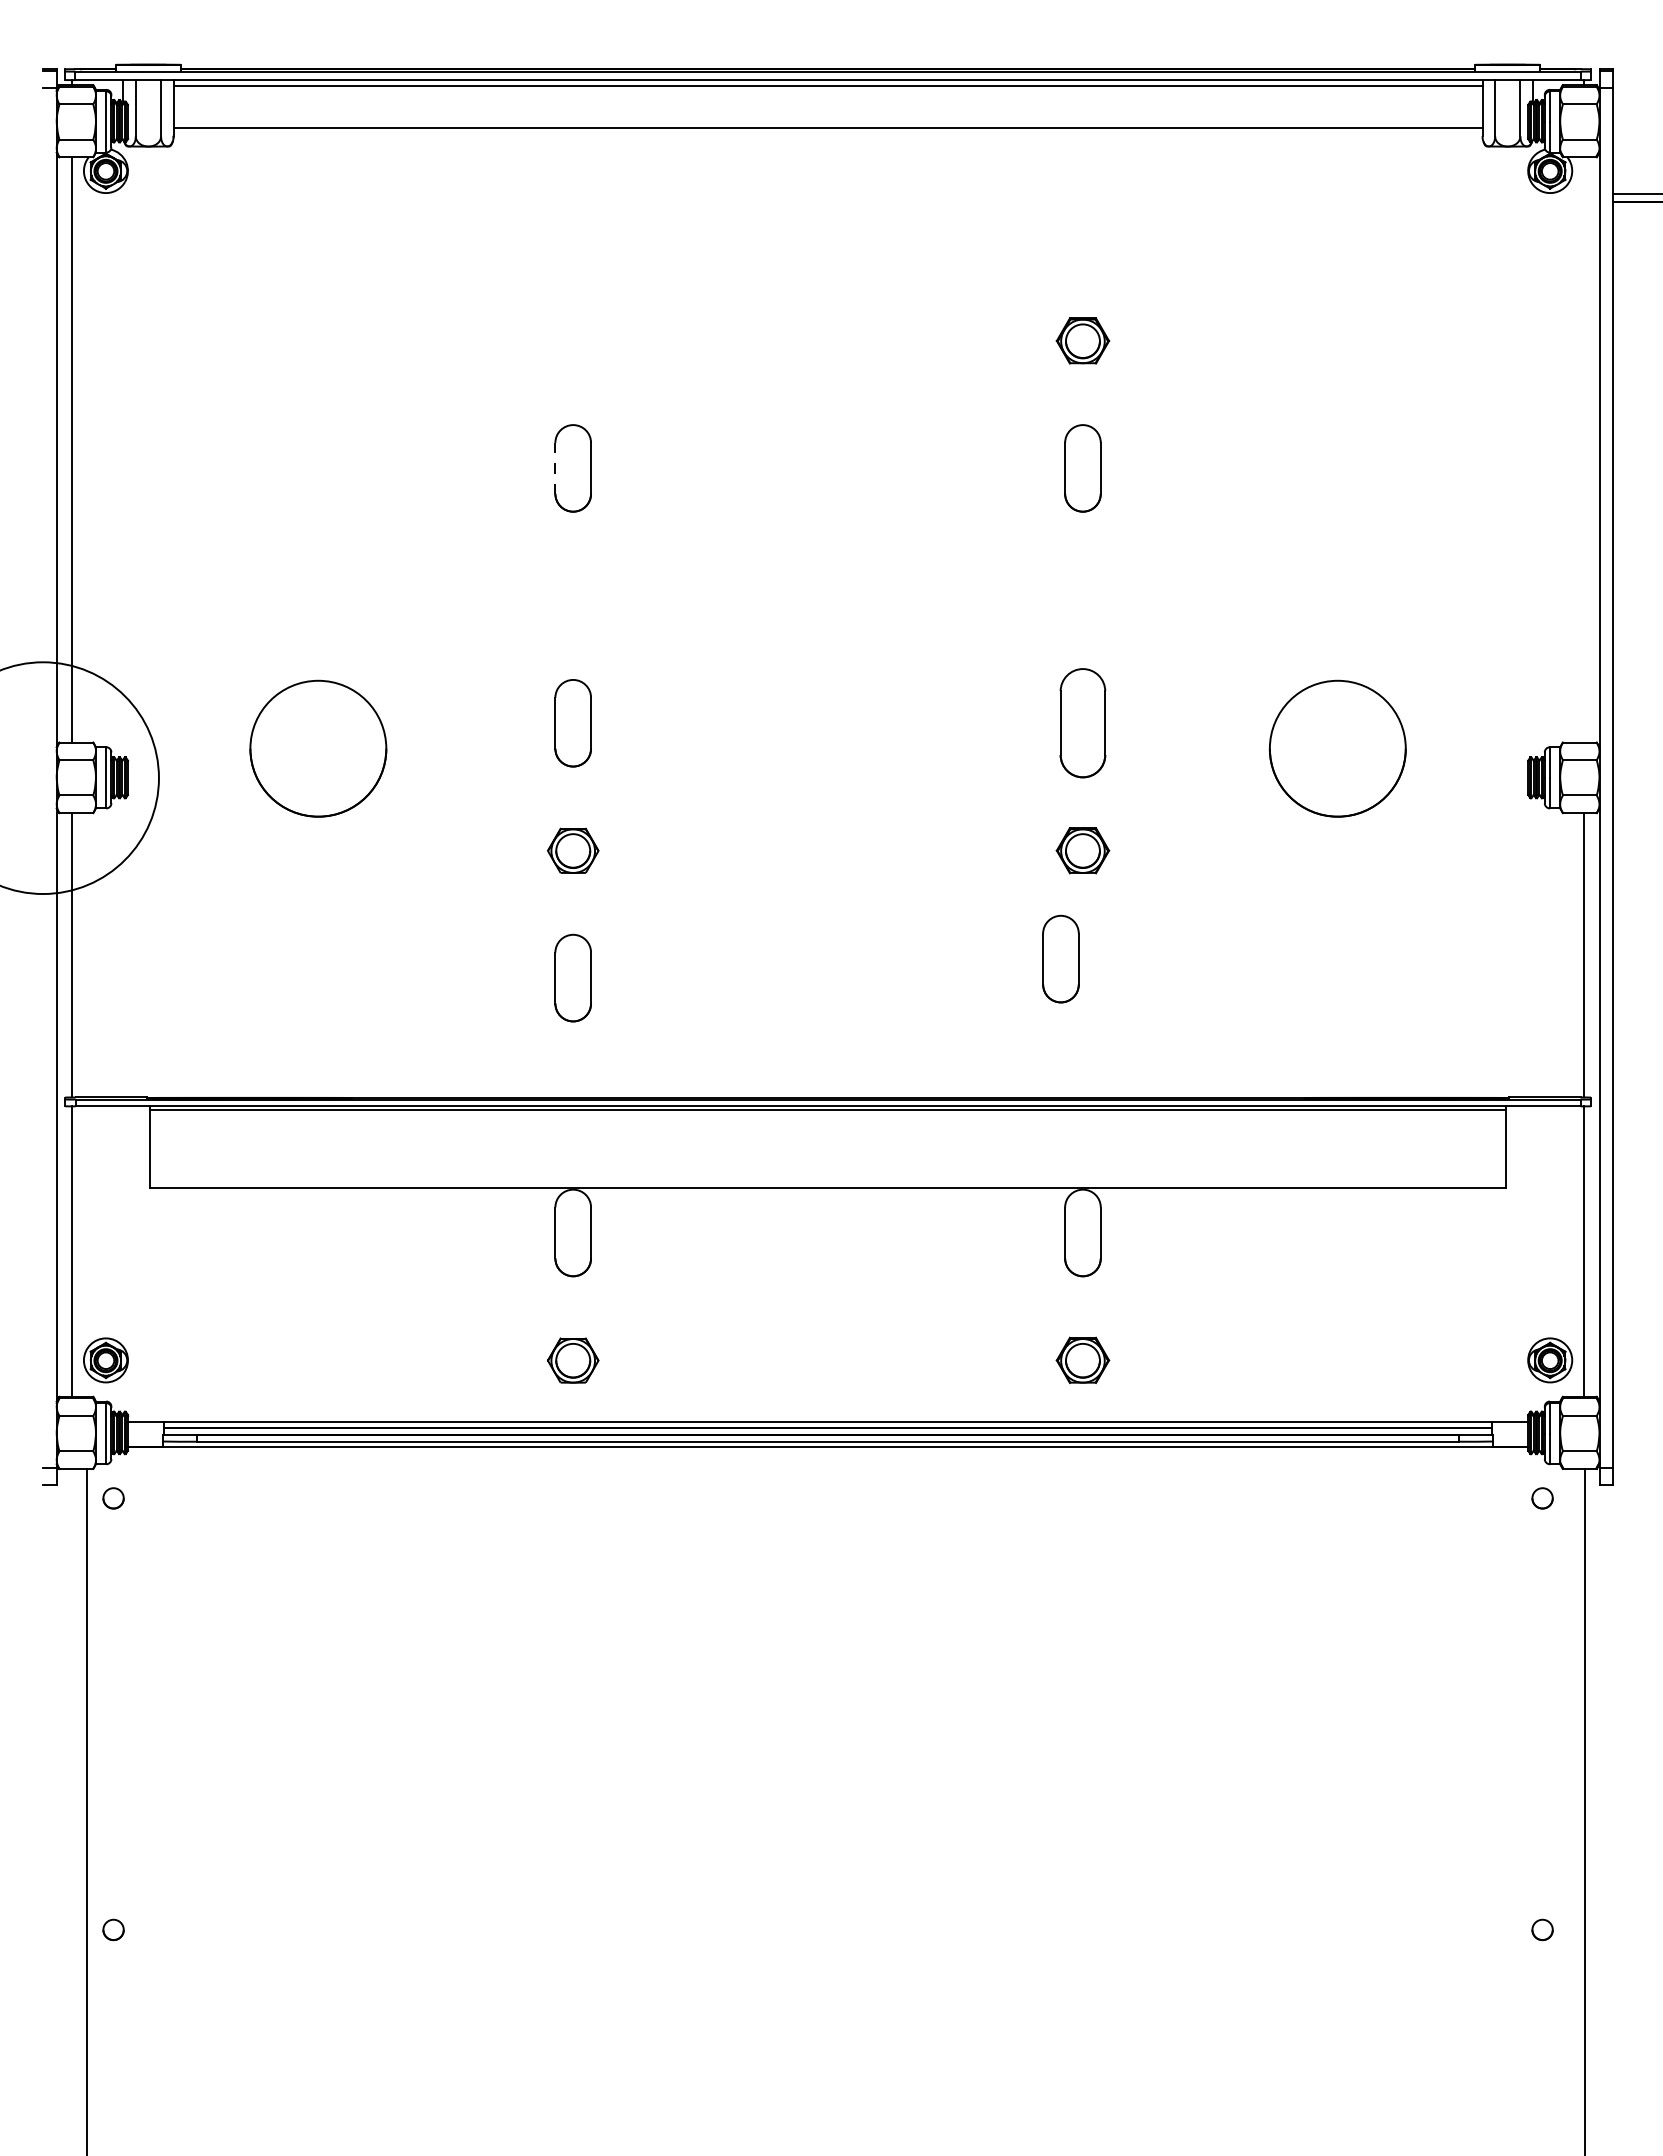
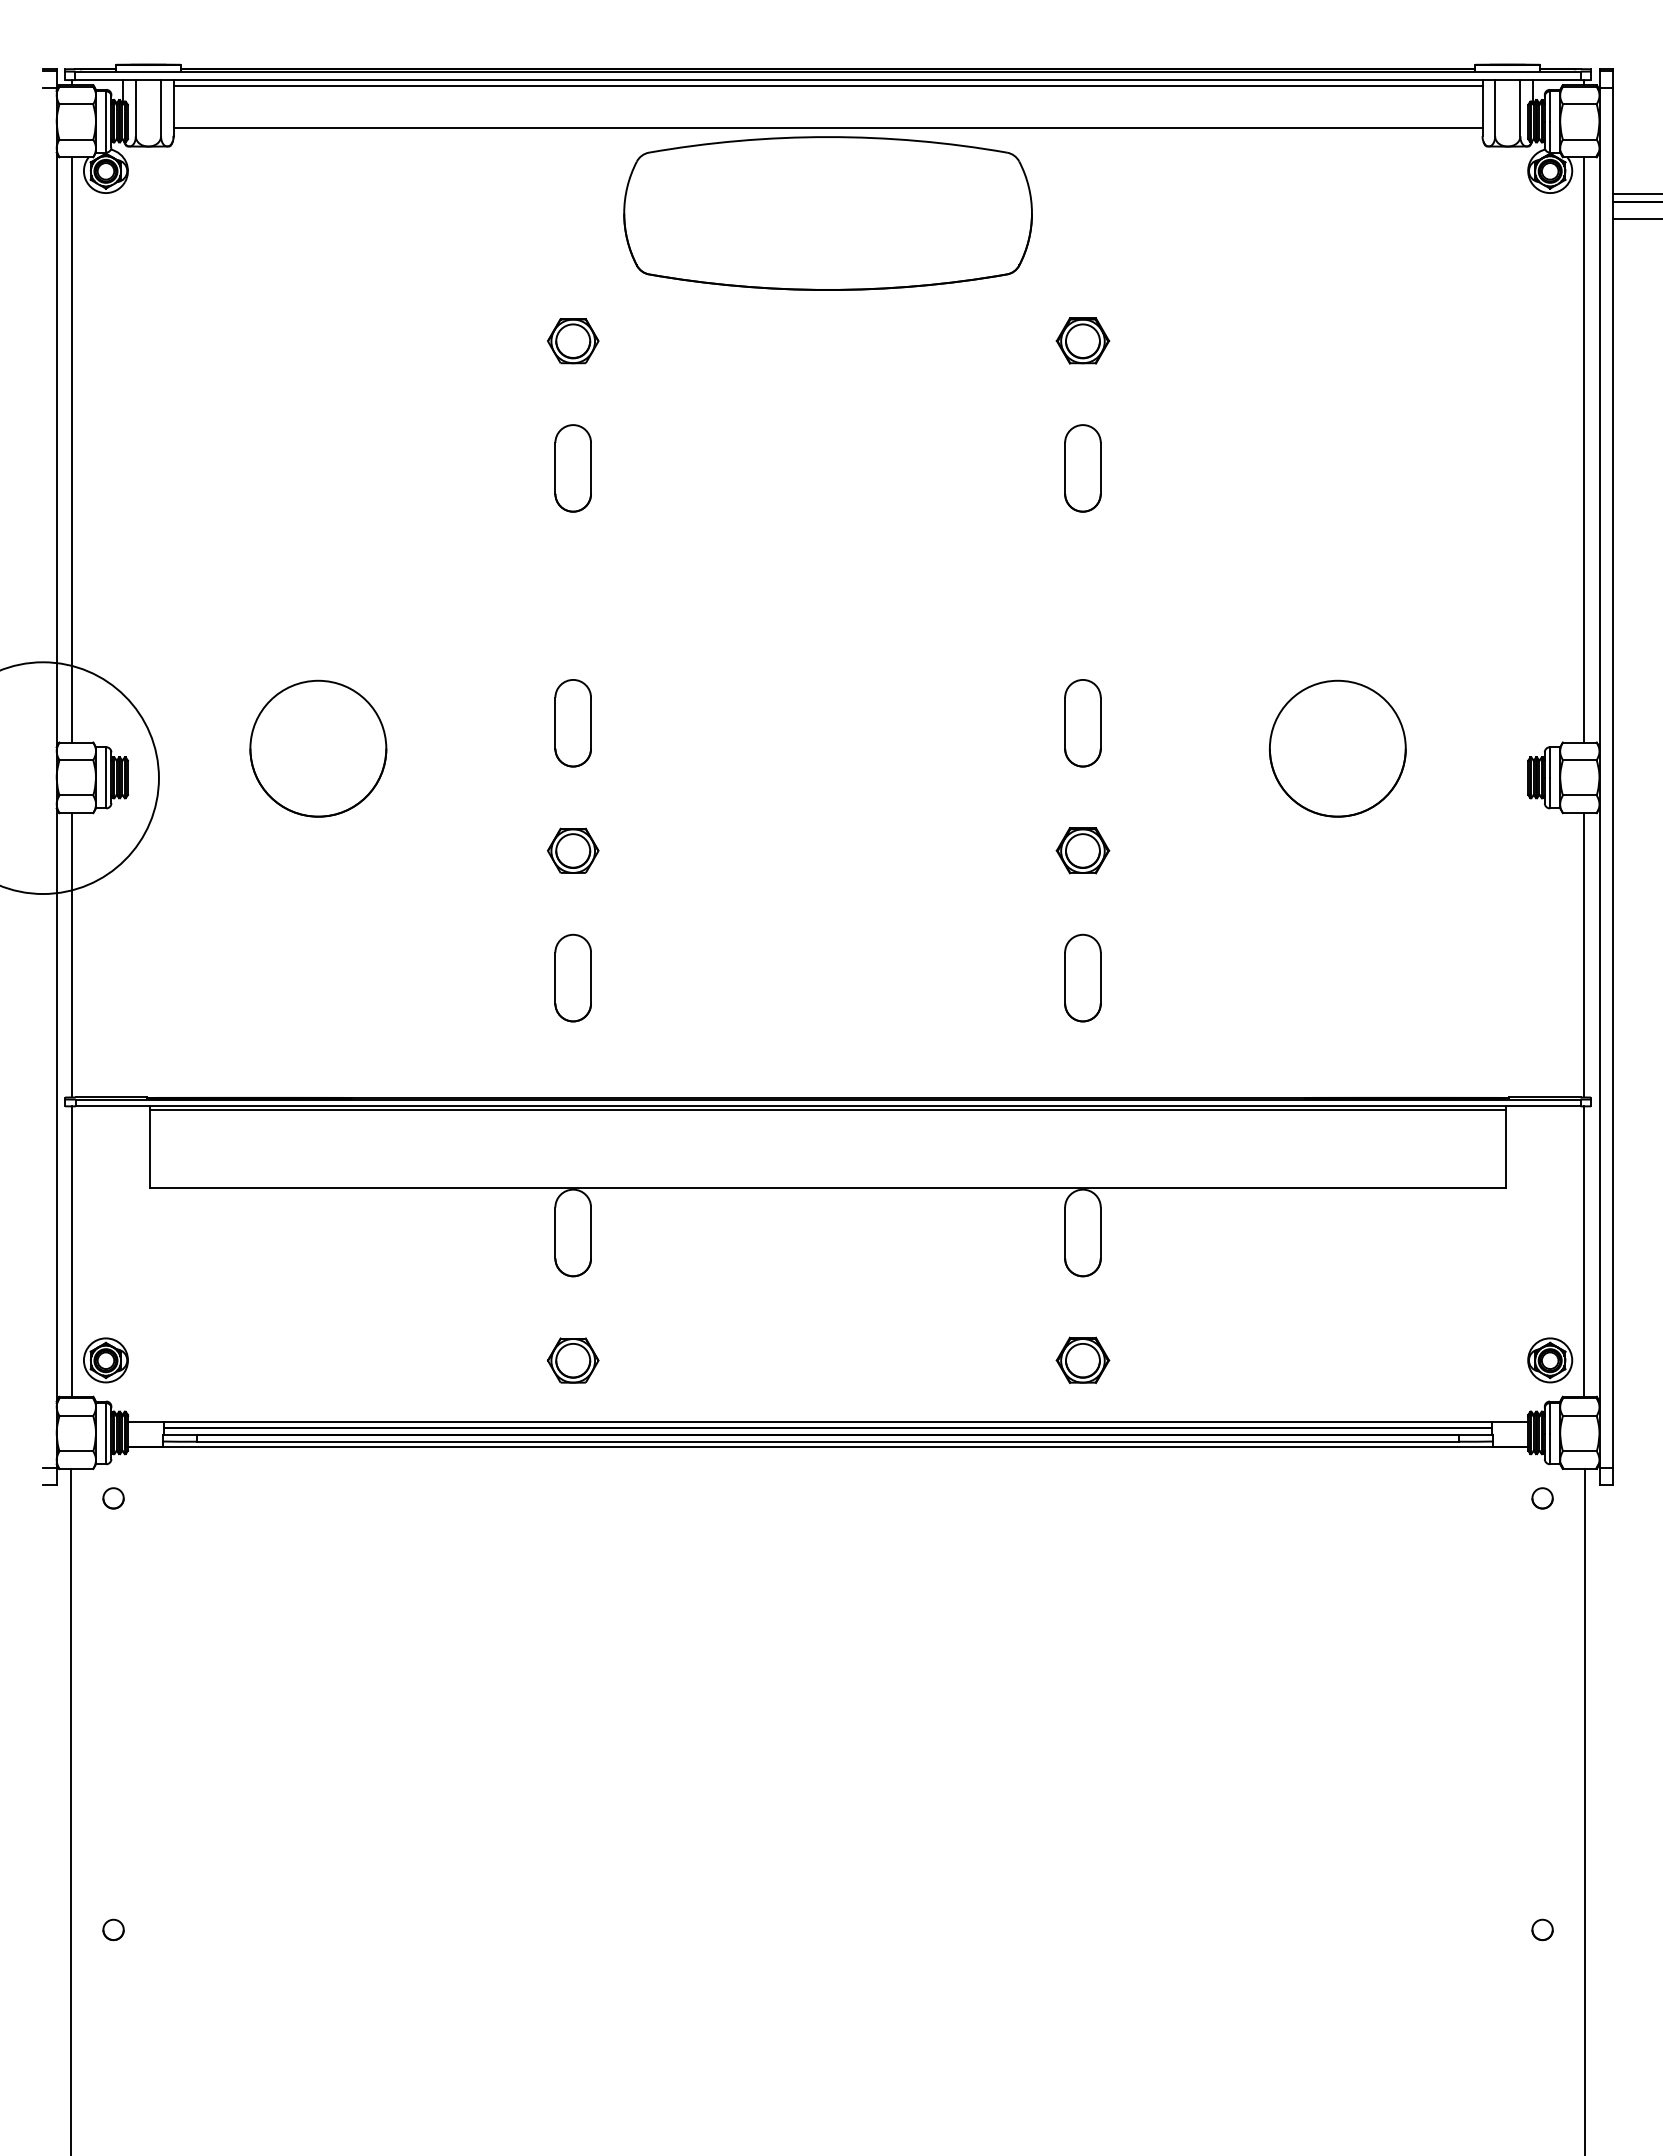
part: none -> present (827, 213)
line: none -> present (1636, 219)
part: none -> present (573, 341)
line: none -> present (1584, 449)
line: dashed -> solid (555, 467)
part size: 48x111 px -> 38x89 px (1082, 723)
part position: (1060, 958) -> (1082, 977) (1082, 977)
line position: (87, 1810) -> (71, 1810) (71, 1810)
